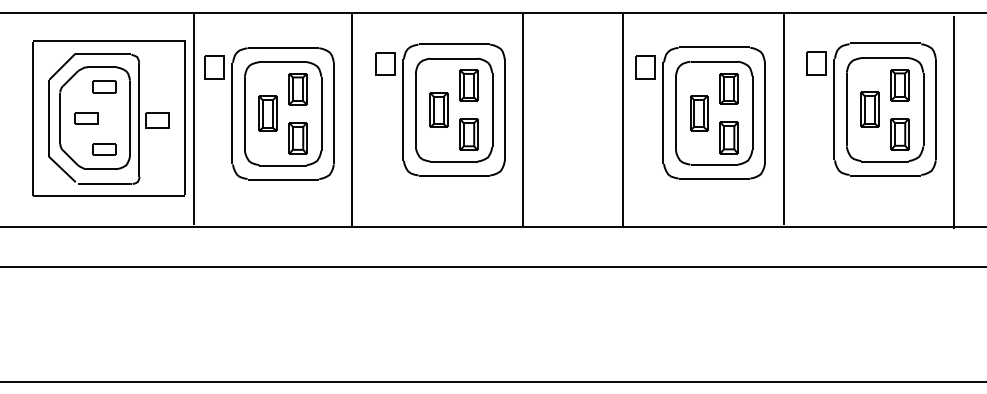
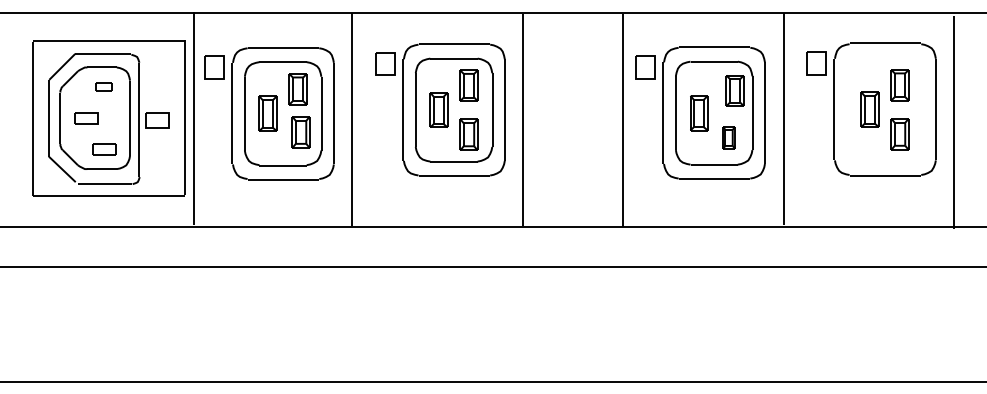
part size: 25x14 px -> 18x10 px (103, 86)
part position: (728, 88) -> (734, 90) (734, 90)
part: present -> none (885, 109)
part size: 20x34 px -> 14x24 px (728, 137)
part position: (297, 138) -> (300, 132) (300, 132)
